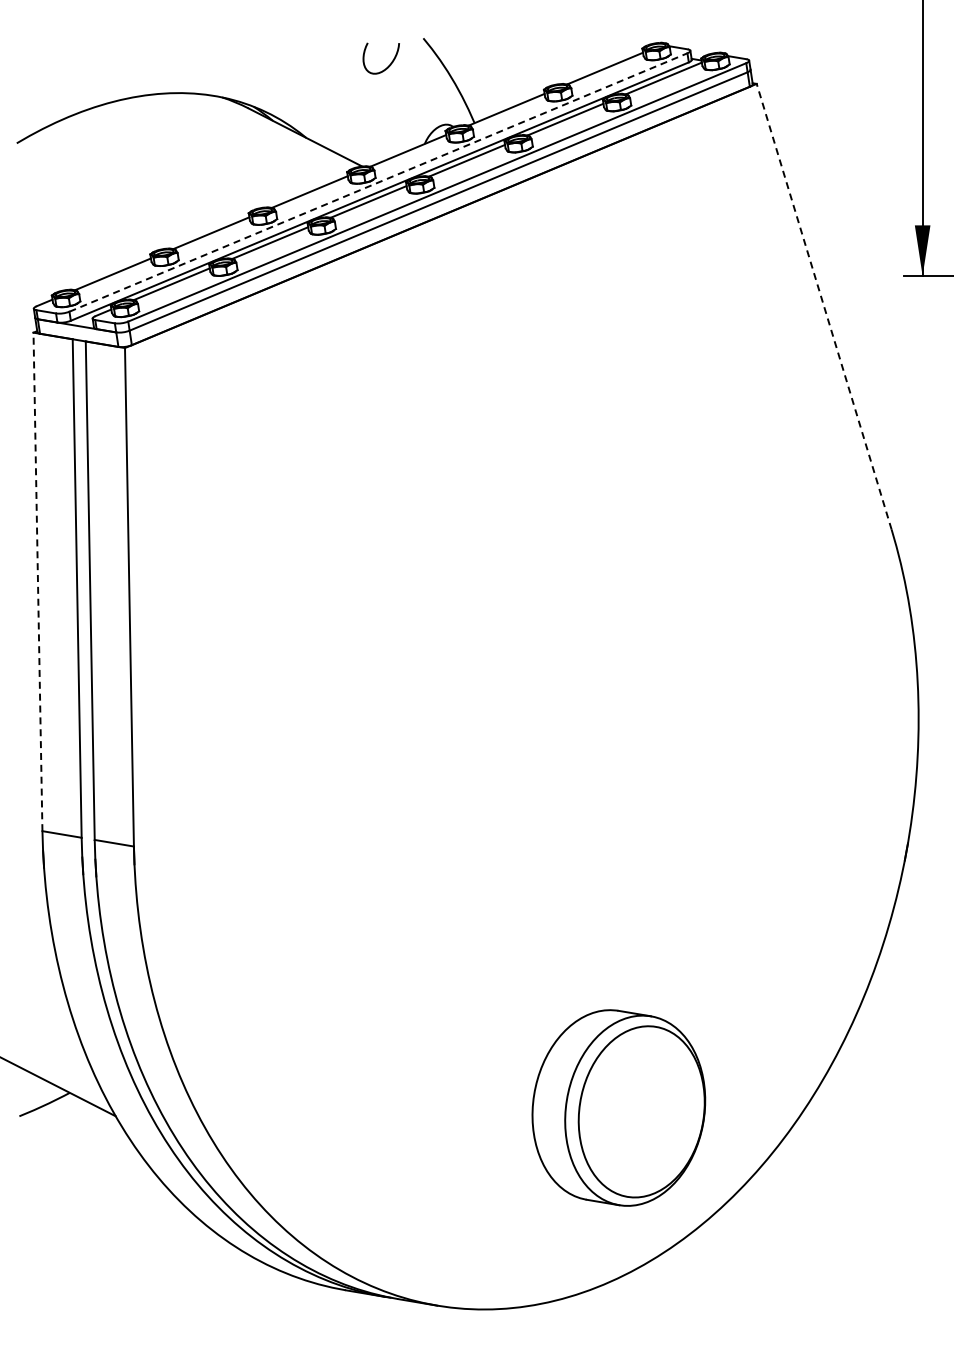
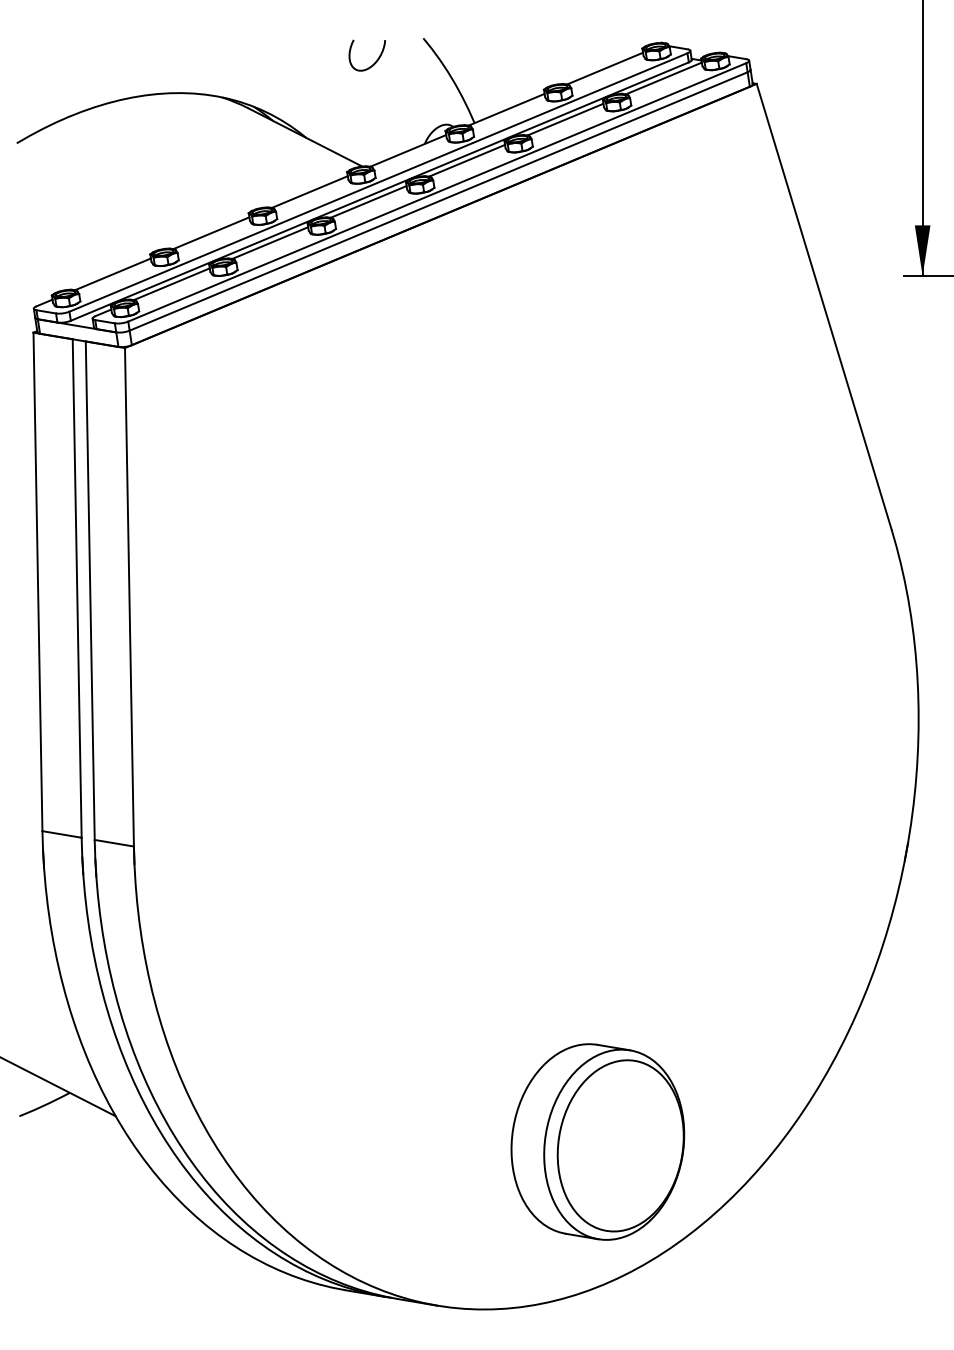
part position: (388, 65) -> (374, 62) (374, 62)
line: dashed -> solid (378, 182)
line: dashed -> solid (824, 306)
line: dashed -> solid (37, 581)
part position: (618, 1107) -> (597, 1141) (597, 1141)
